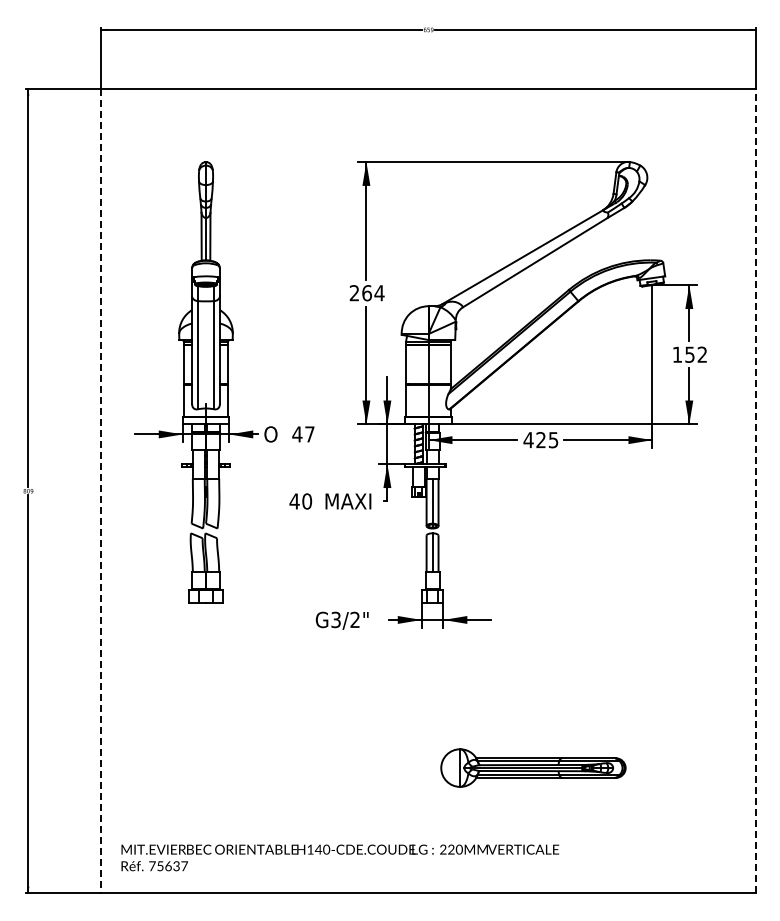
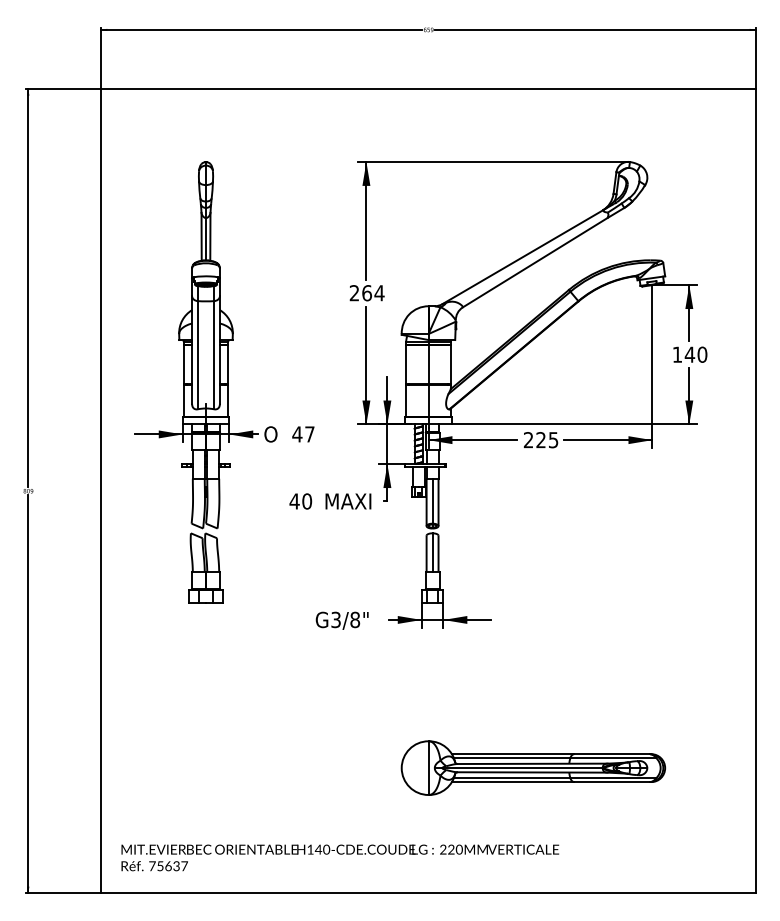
text: 152 -> 140 (695, 354)
text: 425 -> 225 (528, 440)
line: dashed -> solid (756, 490)
line: dashed -> solid (100, 491)
text: G3/2" -> G3/8" (355, 619)
part size: 187x40 px -> 267x56 px (533, 767)
